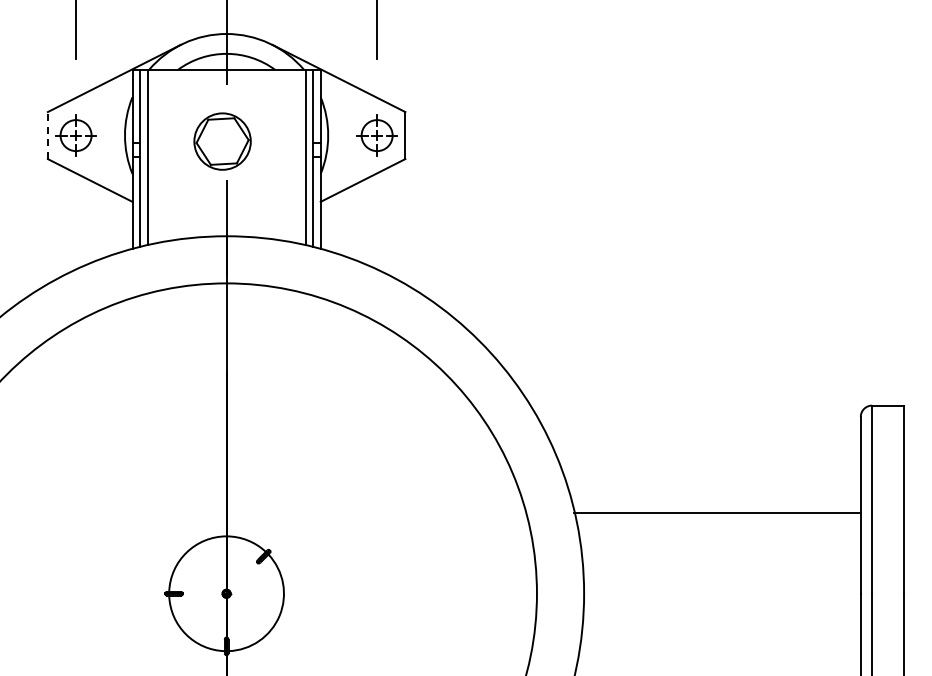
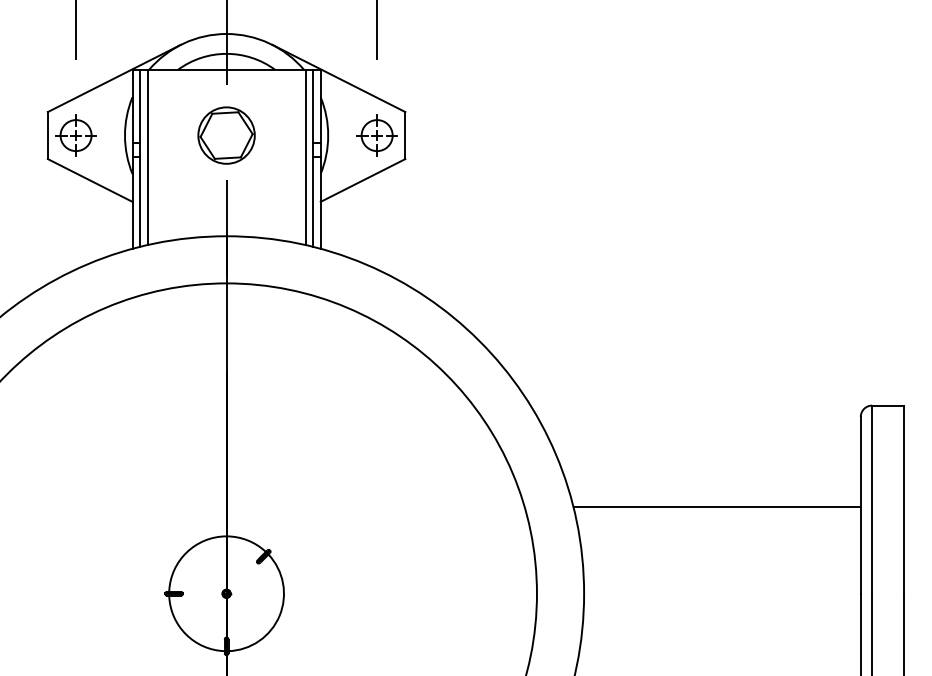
line: dashed -> solid (47, 135)
part position: (222, 141) -> (226, 135) (226, 135)
line position: (716, 513) -> (716, 507) (716, 507)
